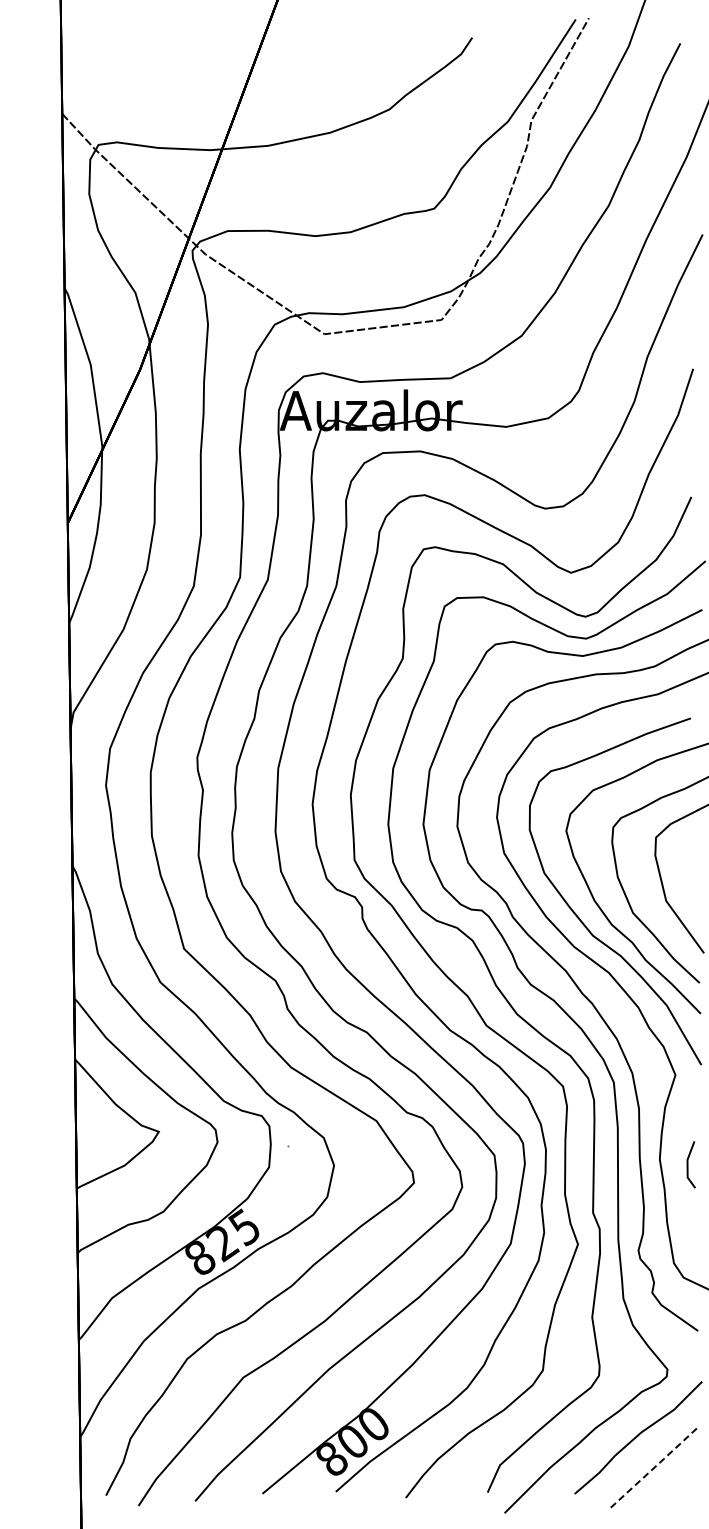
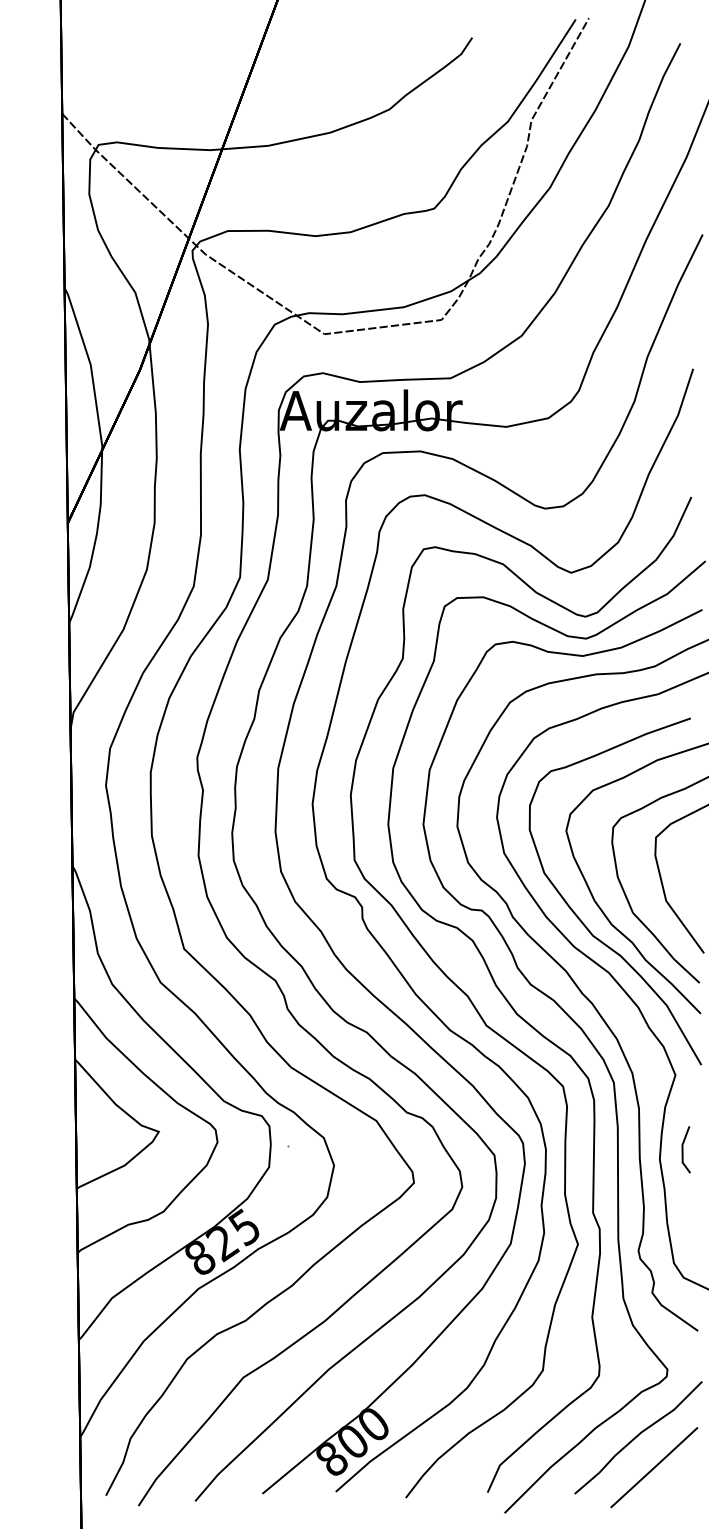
line position: (688, 1164) -> (683, 1149) (683, 1149)
line: dashed -> solid (654, 1467)
